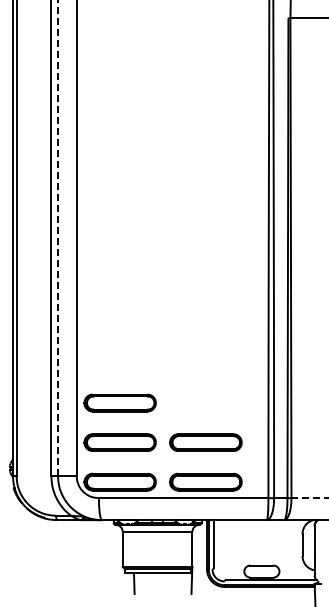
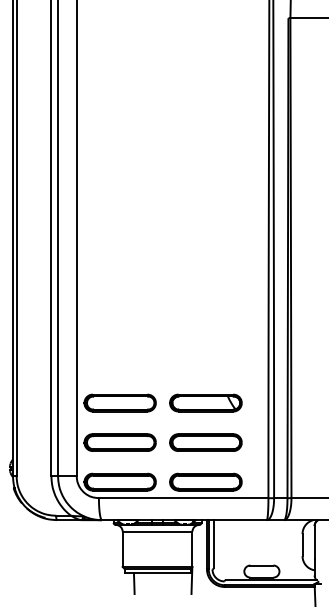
line: dashed -> solid (58, 238)
part: none -> present (205, 402)
line: dashed -> solid (310, 498)
